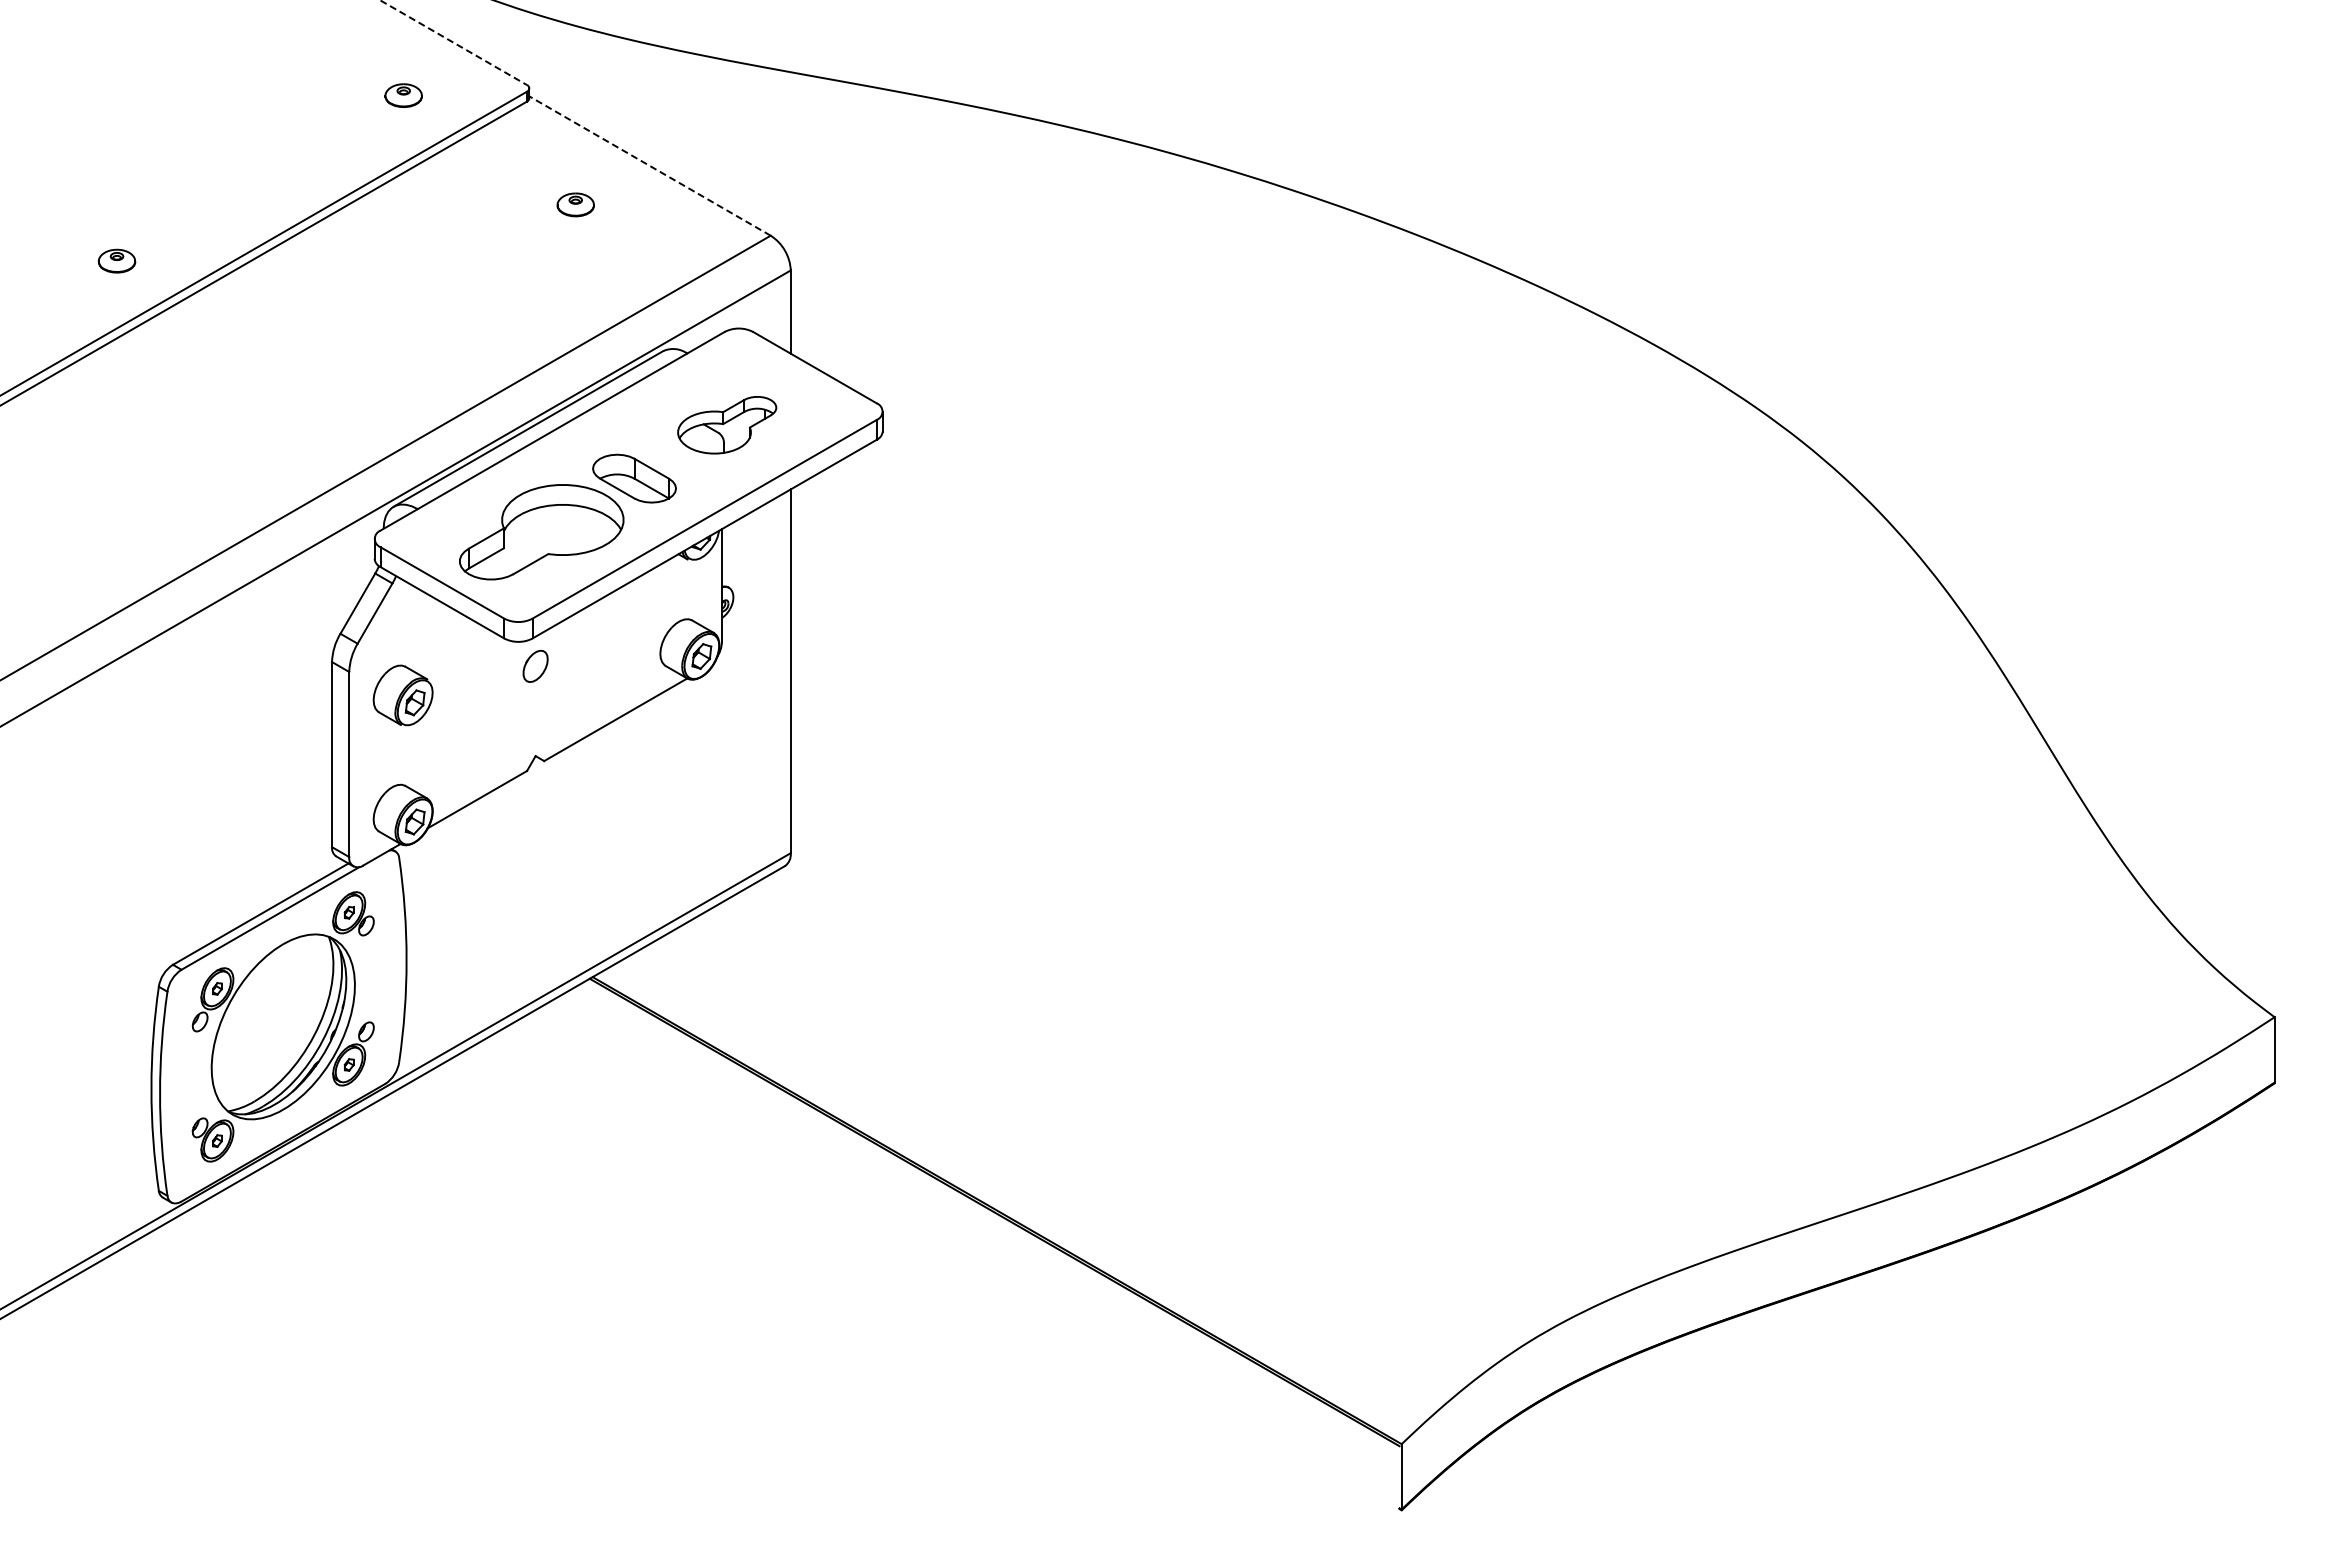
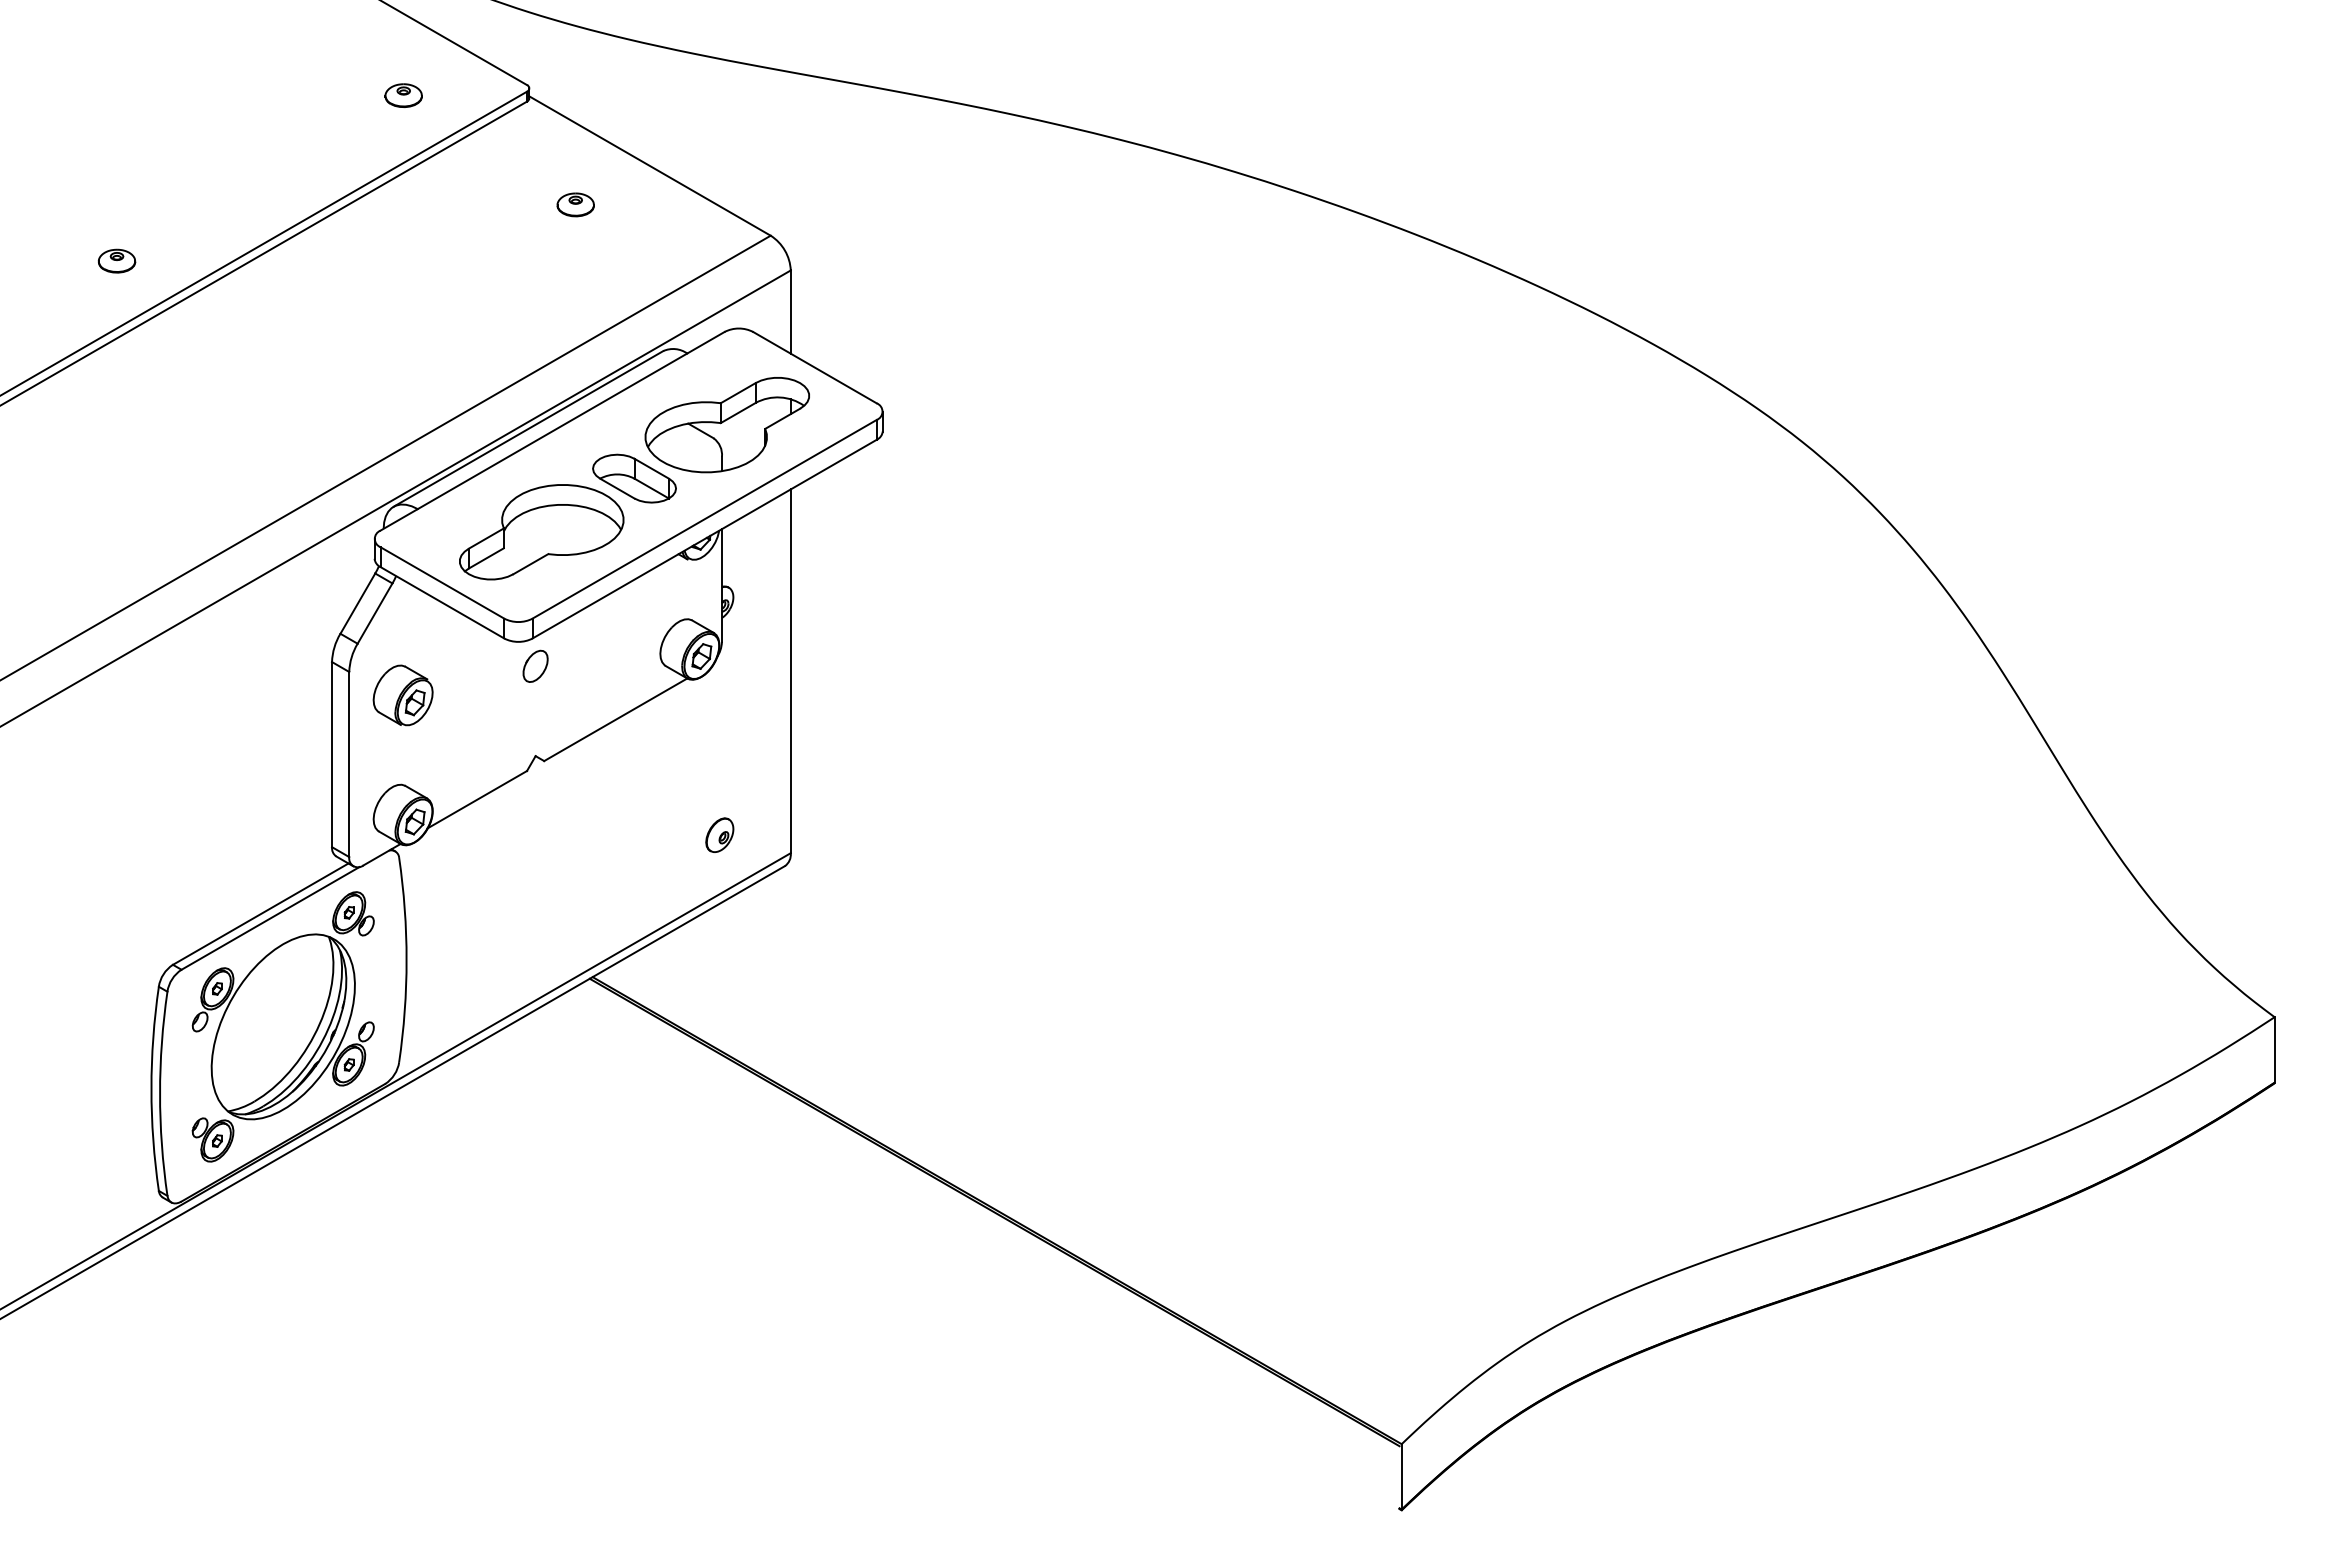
line: dashed -> solid (453, 42)
line: dashed -> solid (649, 165)
part size: 101x59 px -> 166x97 px (726, 425)
part: none -> present (719, 834)
